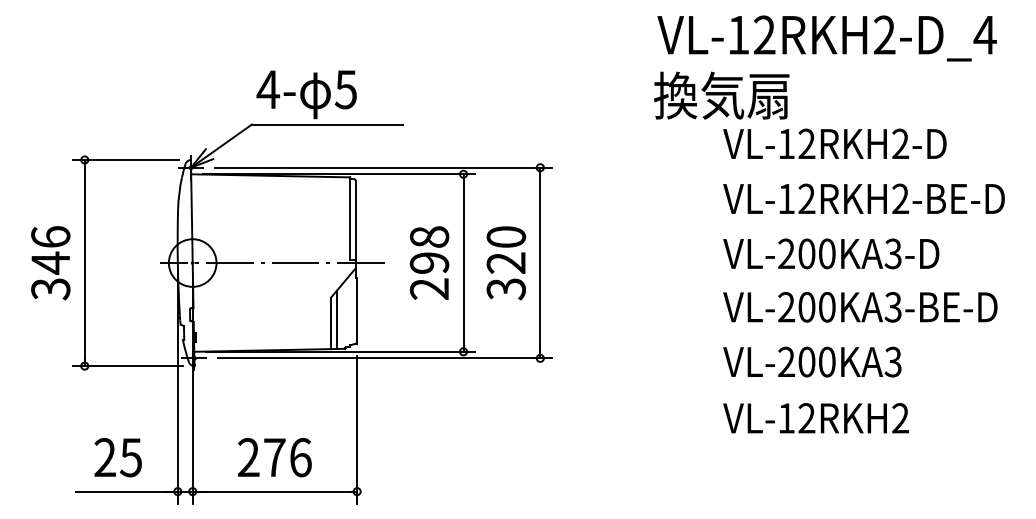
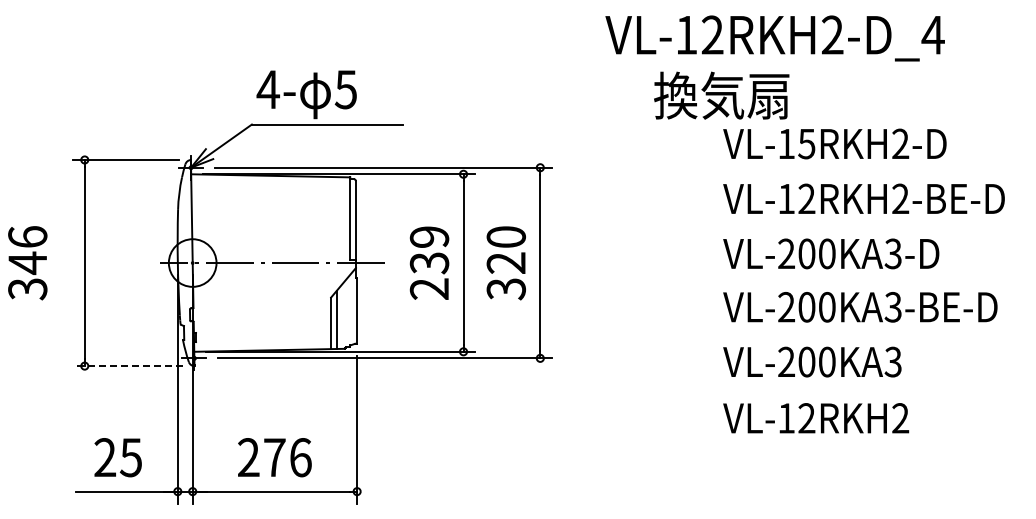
text position: (826, 38) -> (774, 38) (774, 38)
text: VL-12RKH2-D -> VL-15RKH2-D (806, 143)
text: 298 -> 239 (429, 250)
text position: (50, 263) -> (27, 263) (27, 263)
line: solid -> dashed (127, 366)
